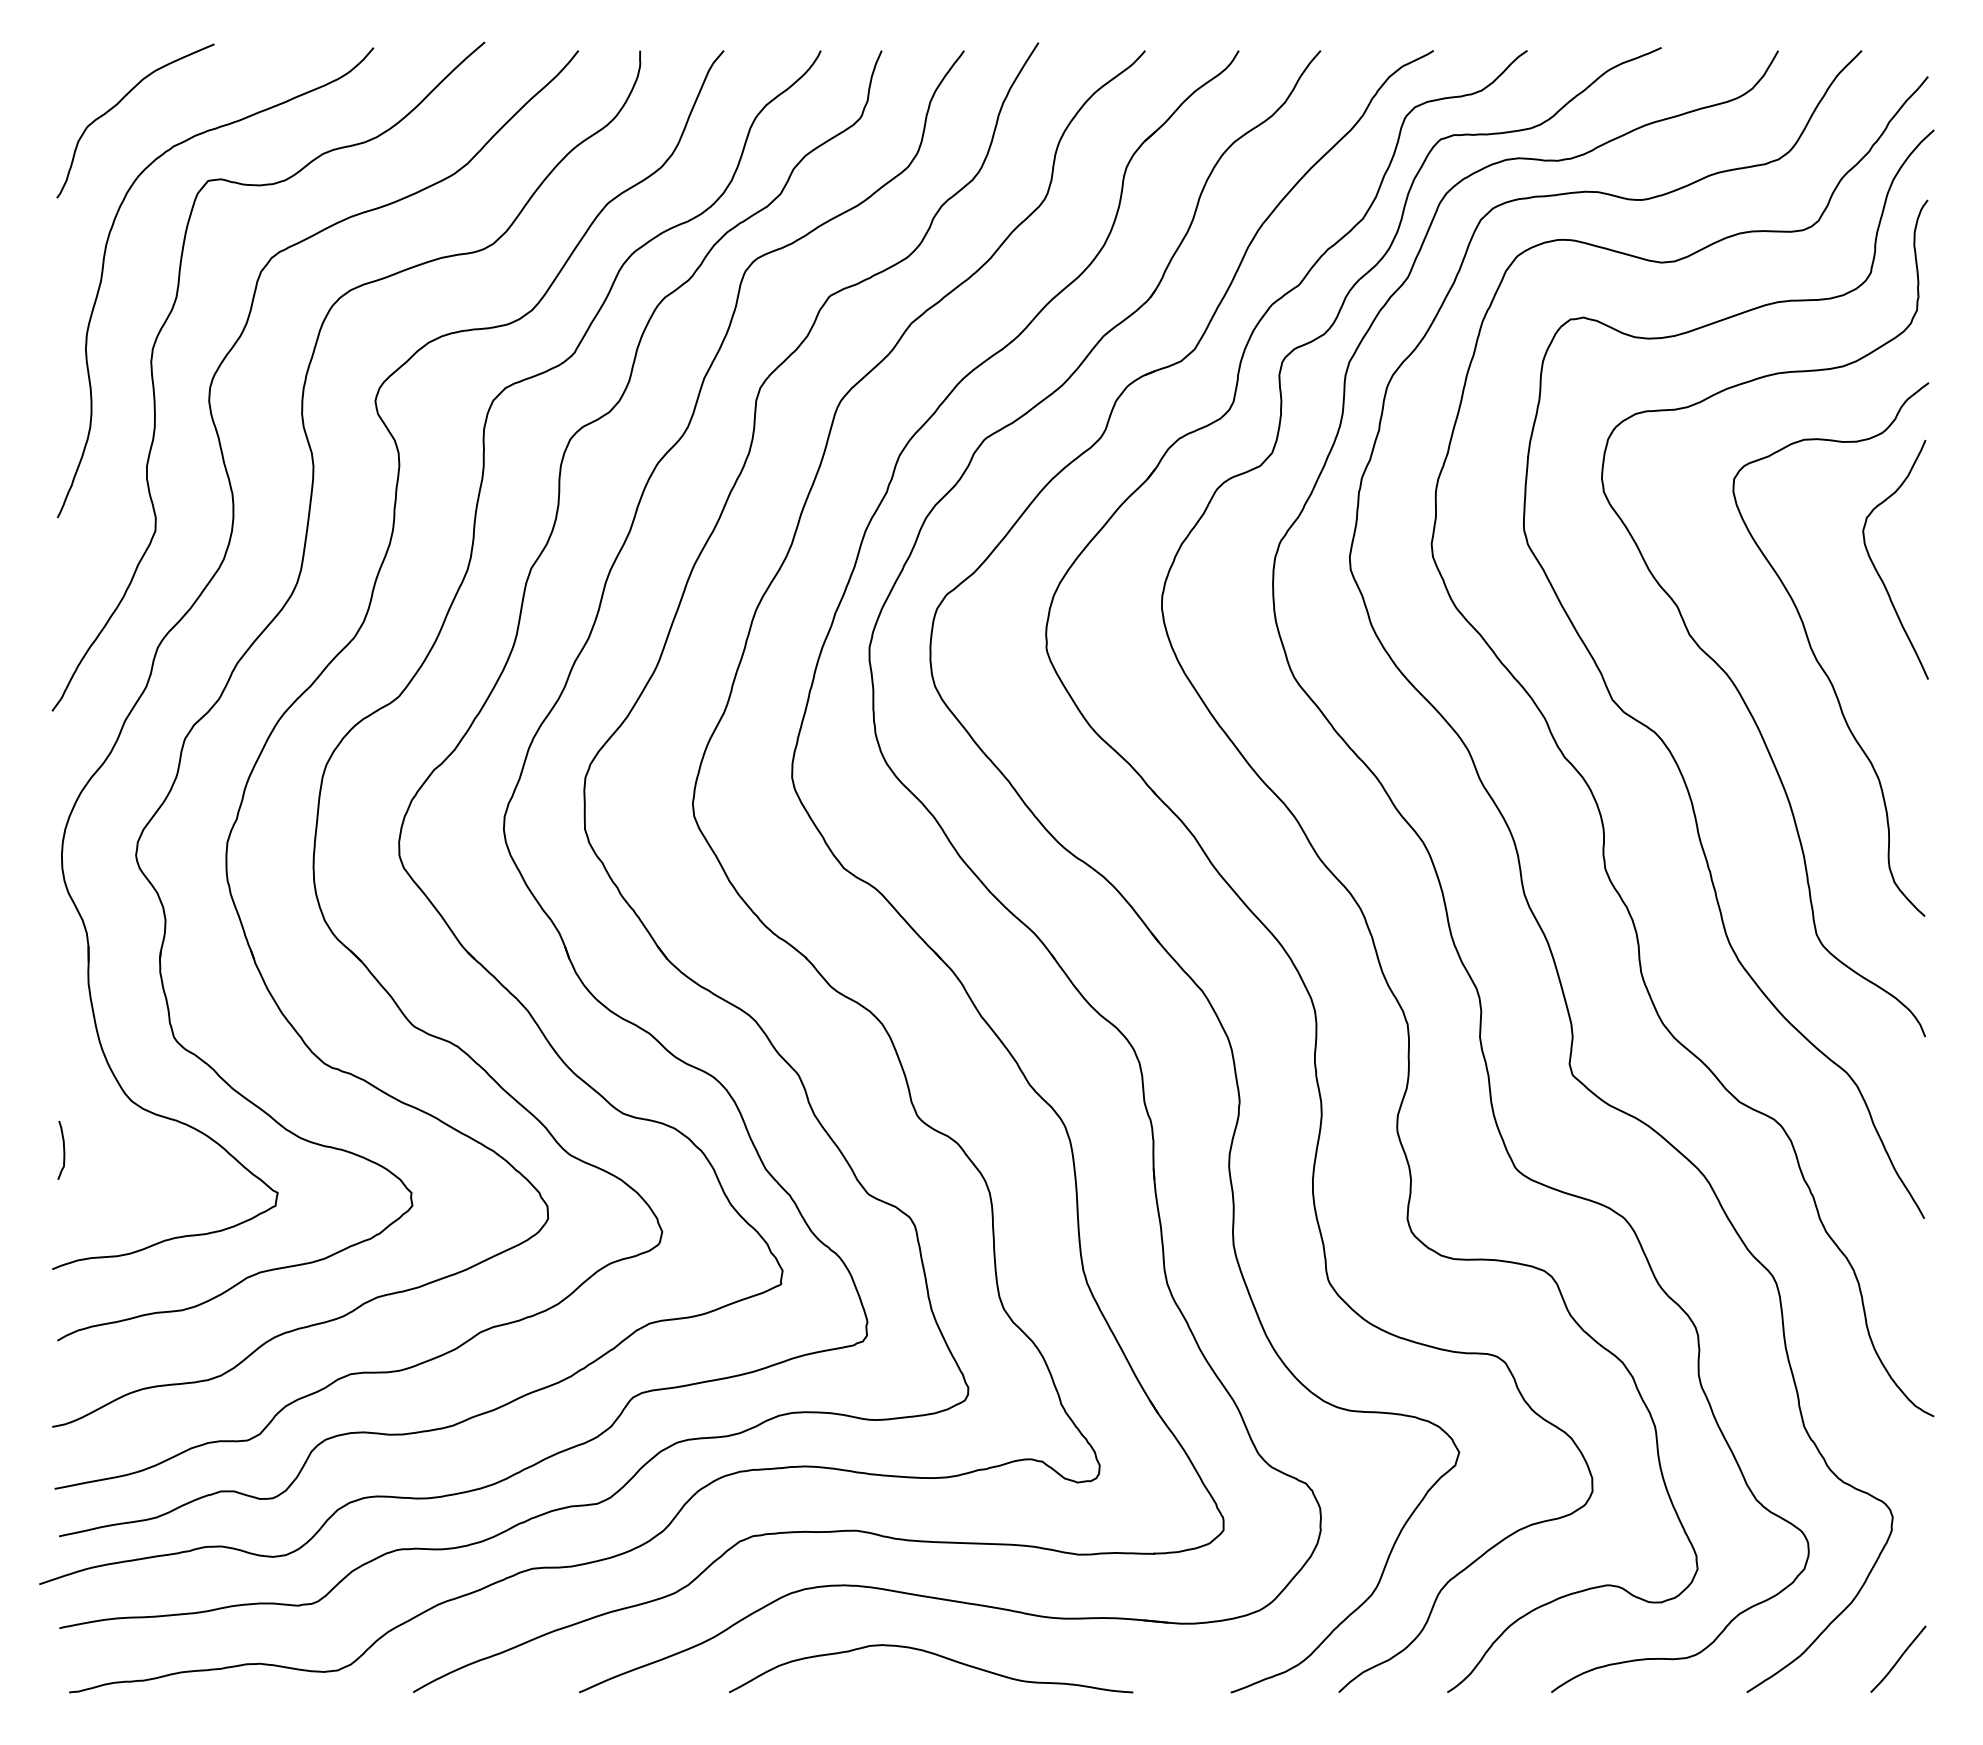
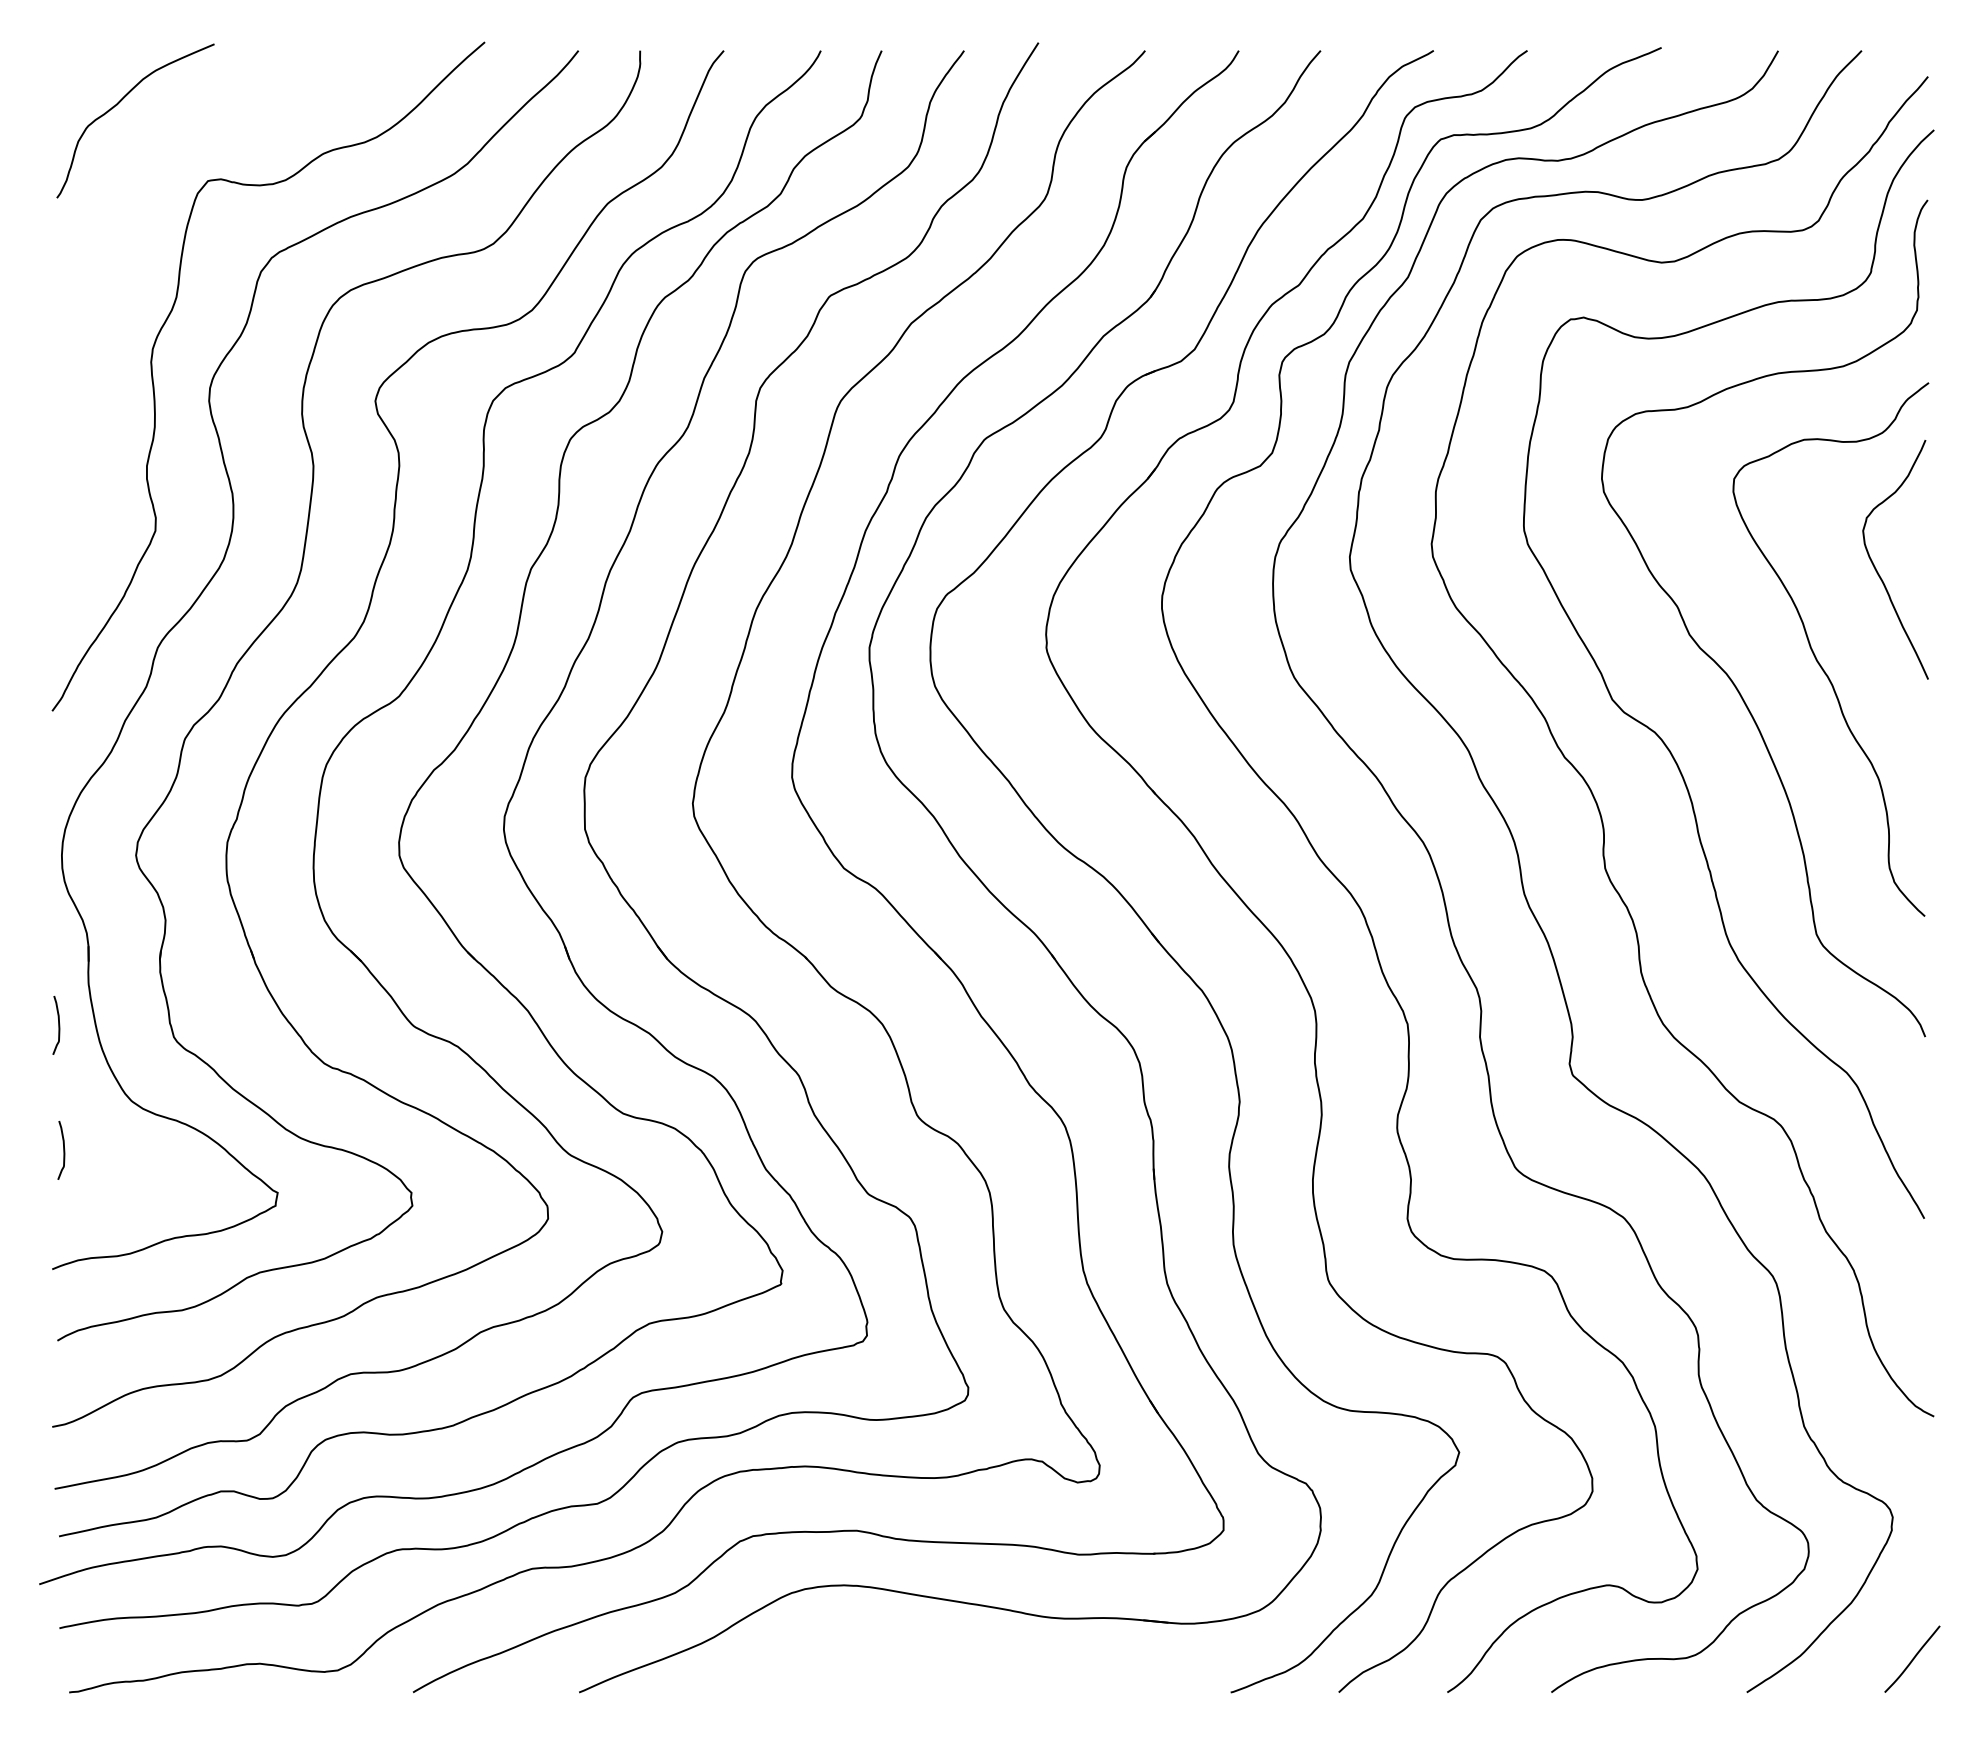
curve: present -> none (103, 272)
curve: none -> present (58, 1025)
curve: present -> none (935, 1655)
curve position: (1898, 1658) -> (1912, 1658) (1912, 1658)
